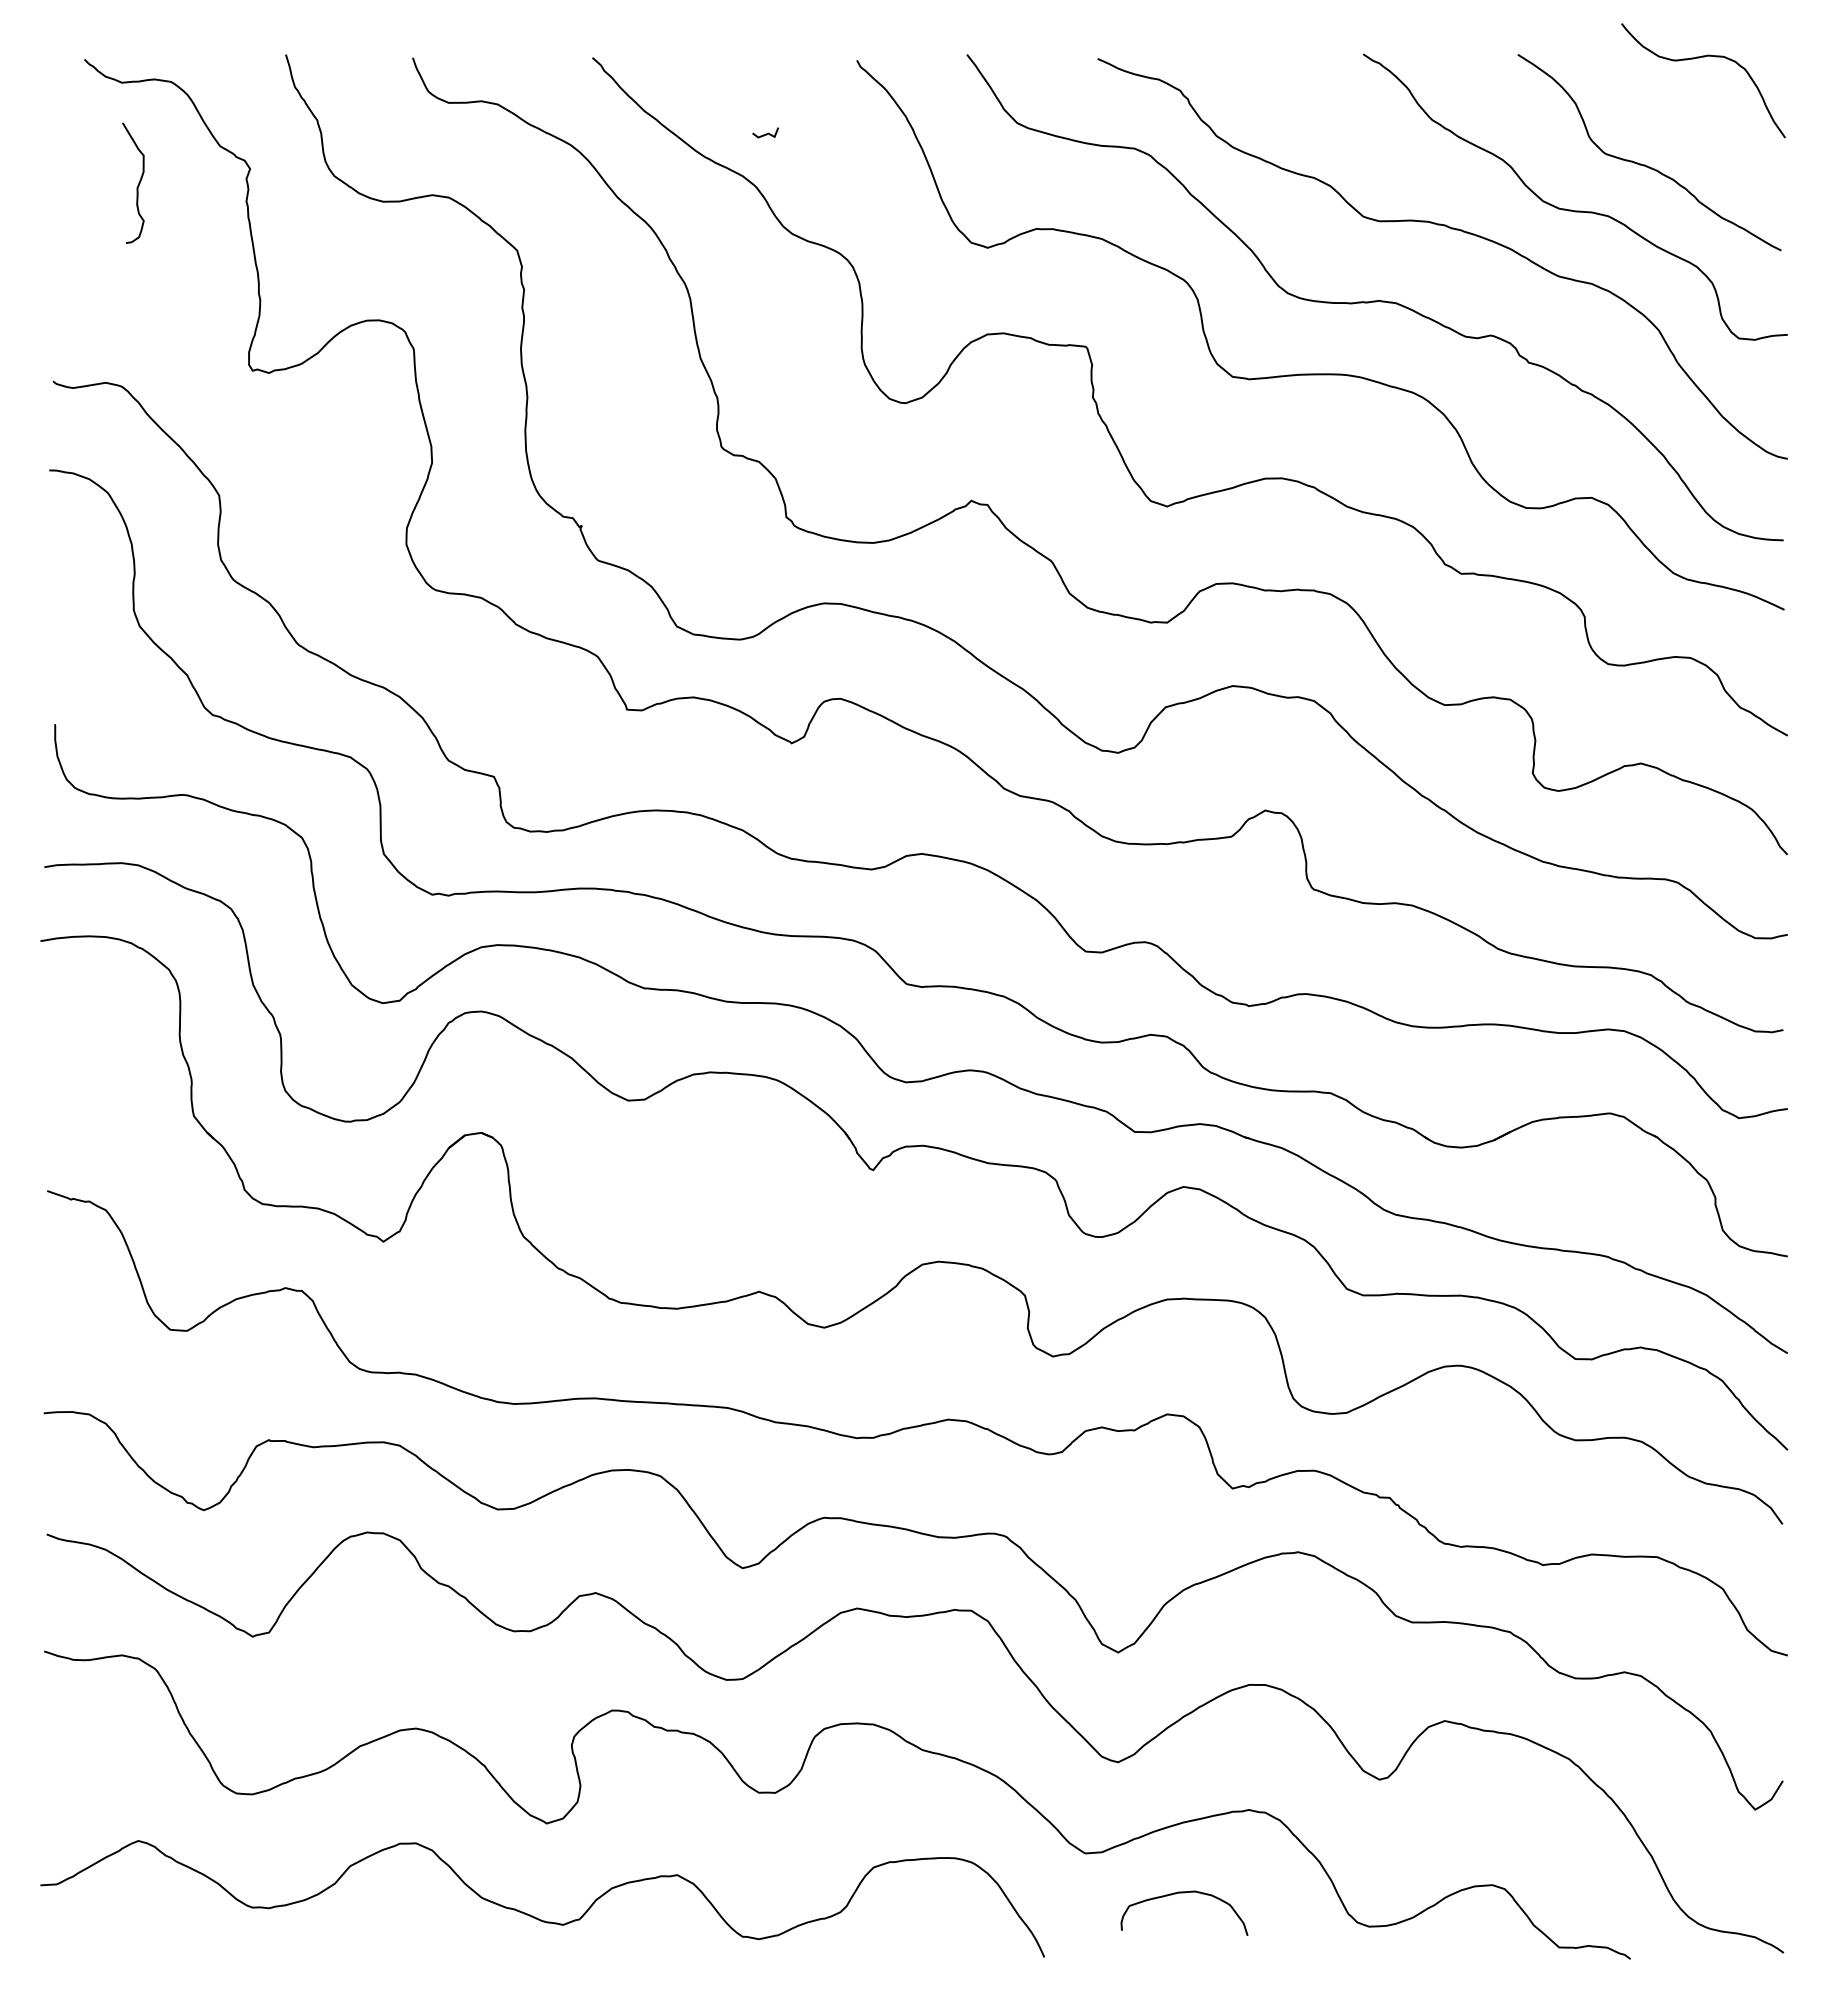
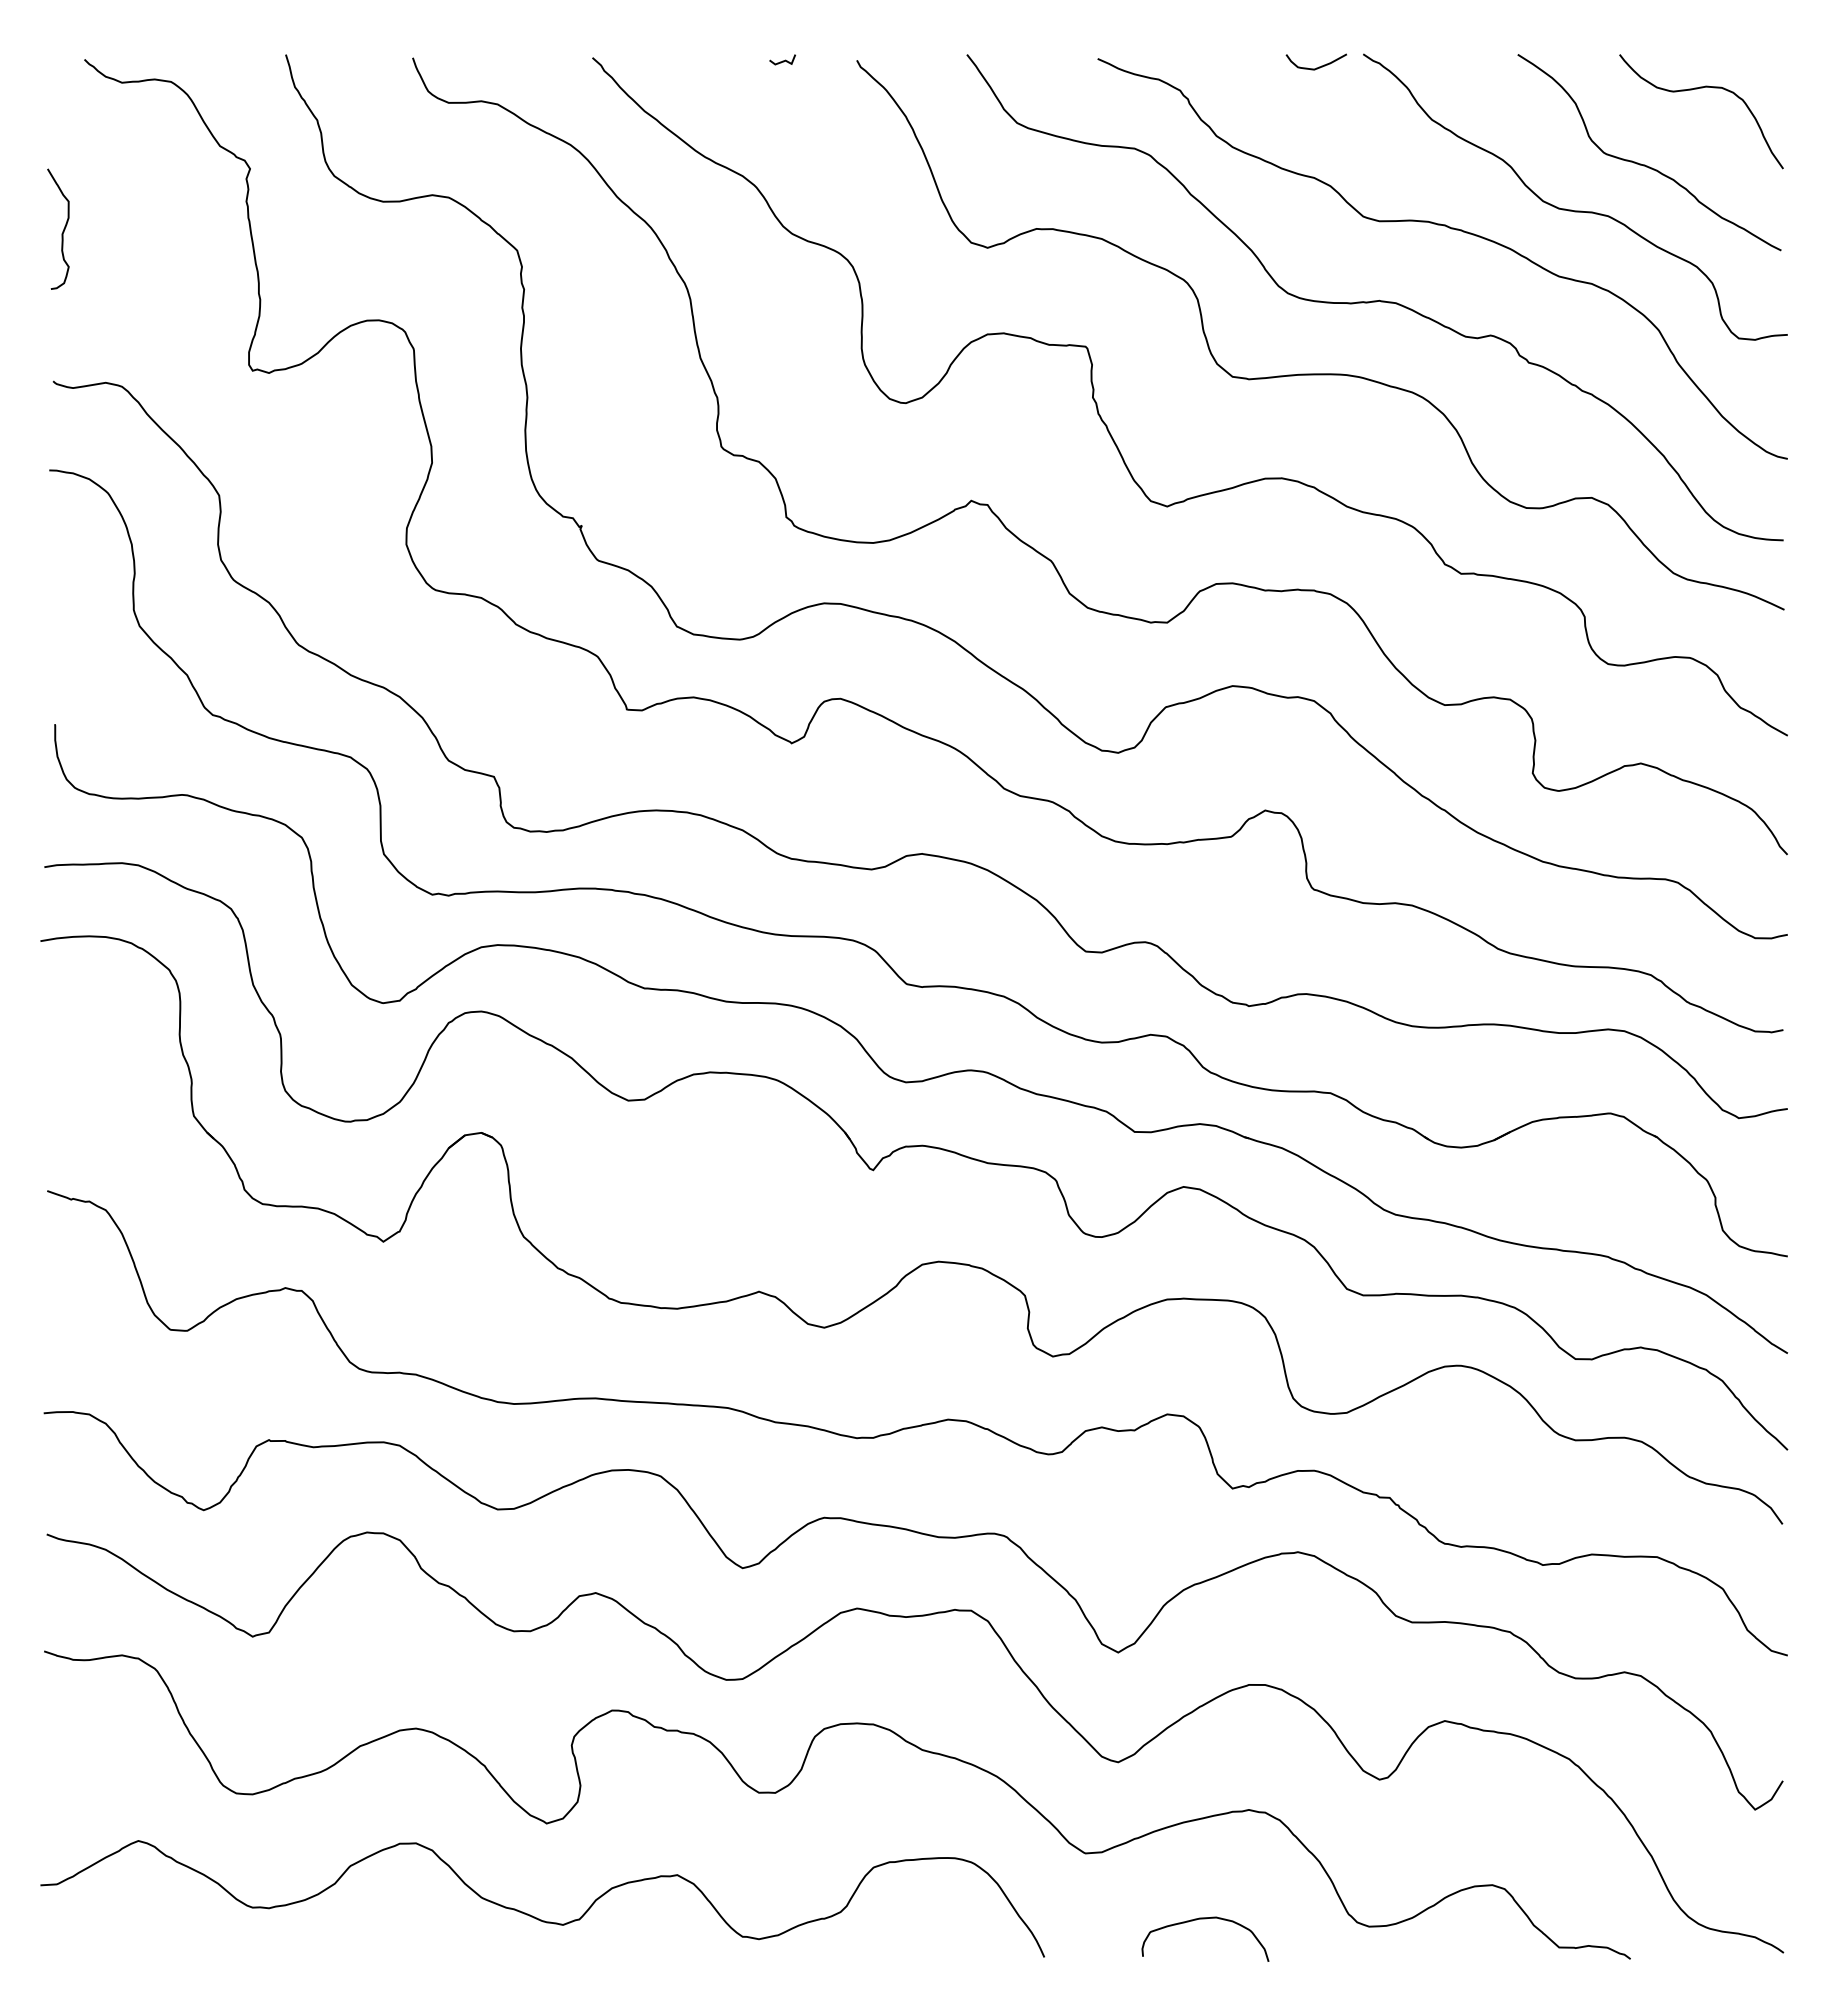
curve position: (1699, 58) -> (1697, 89) (1697, 89)
curve: none -> present (1316, 67)
line position: (765, 133) -> (782, 60) (782, 60)
curve position: (138, 182) -> (63, 228) (63, 228)
curve position: (1184, 1893) -> (1205, 1919) (1205, 1919)
